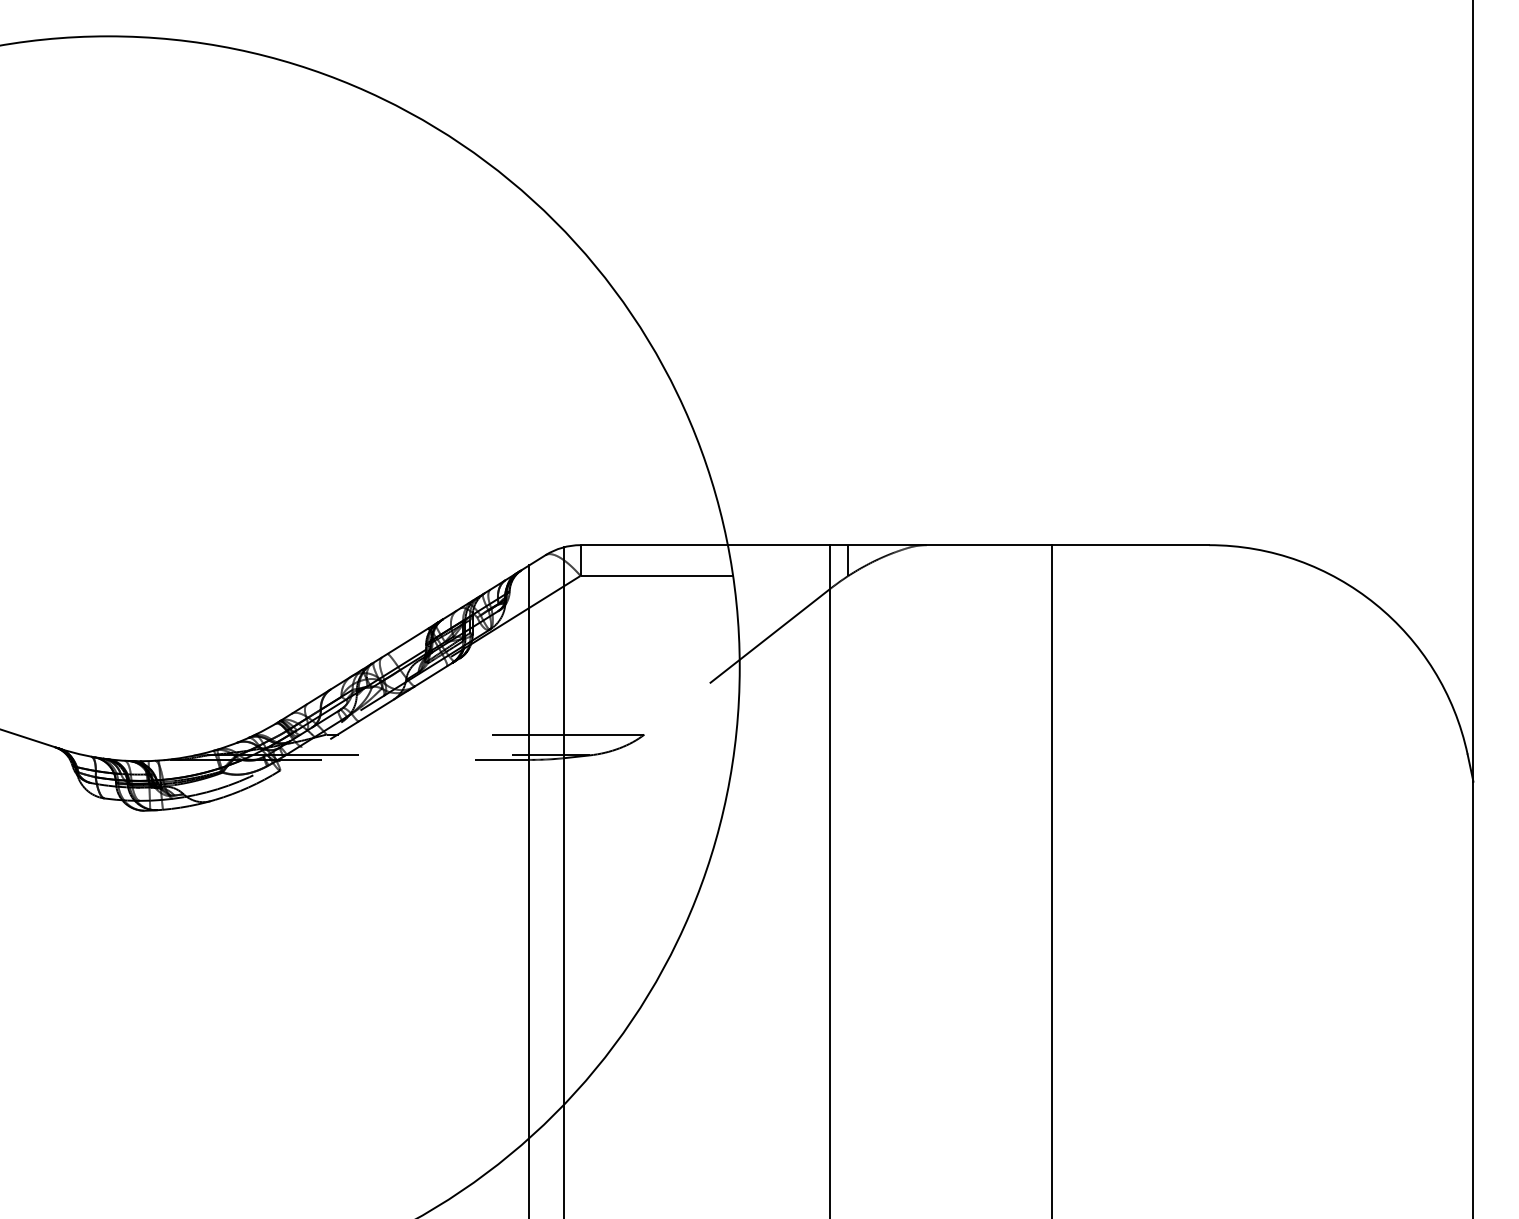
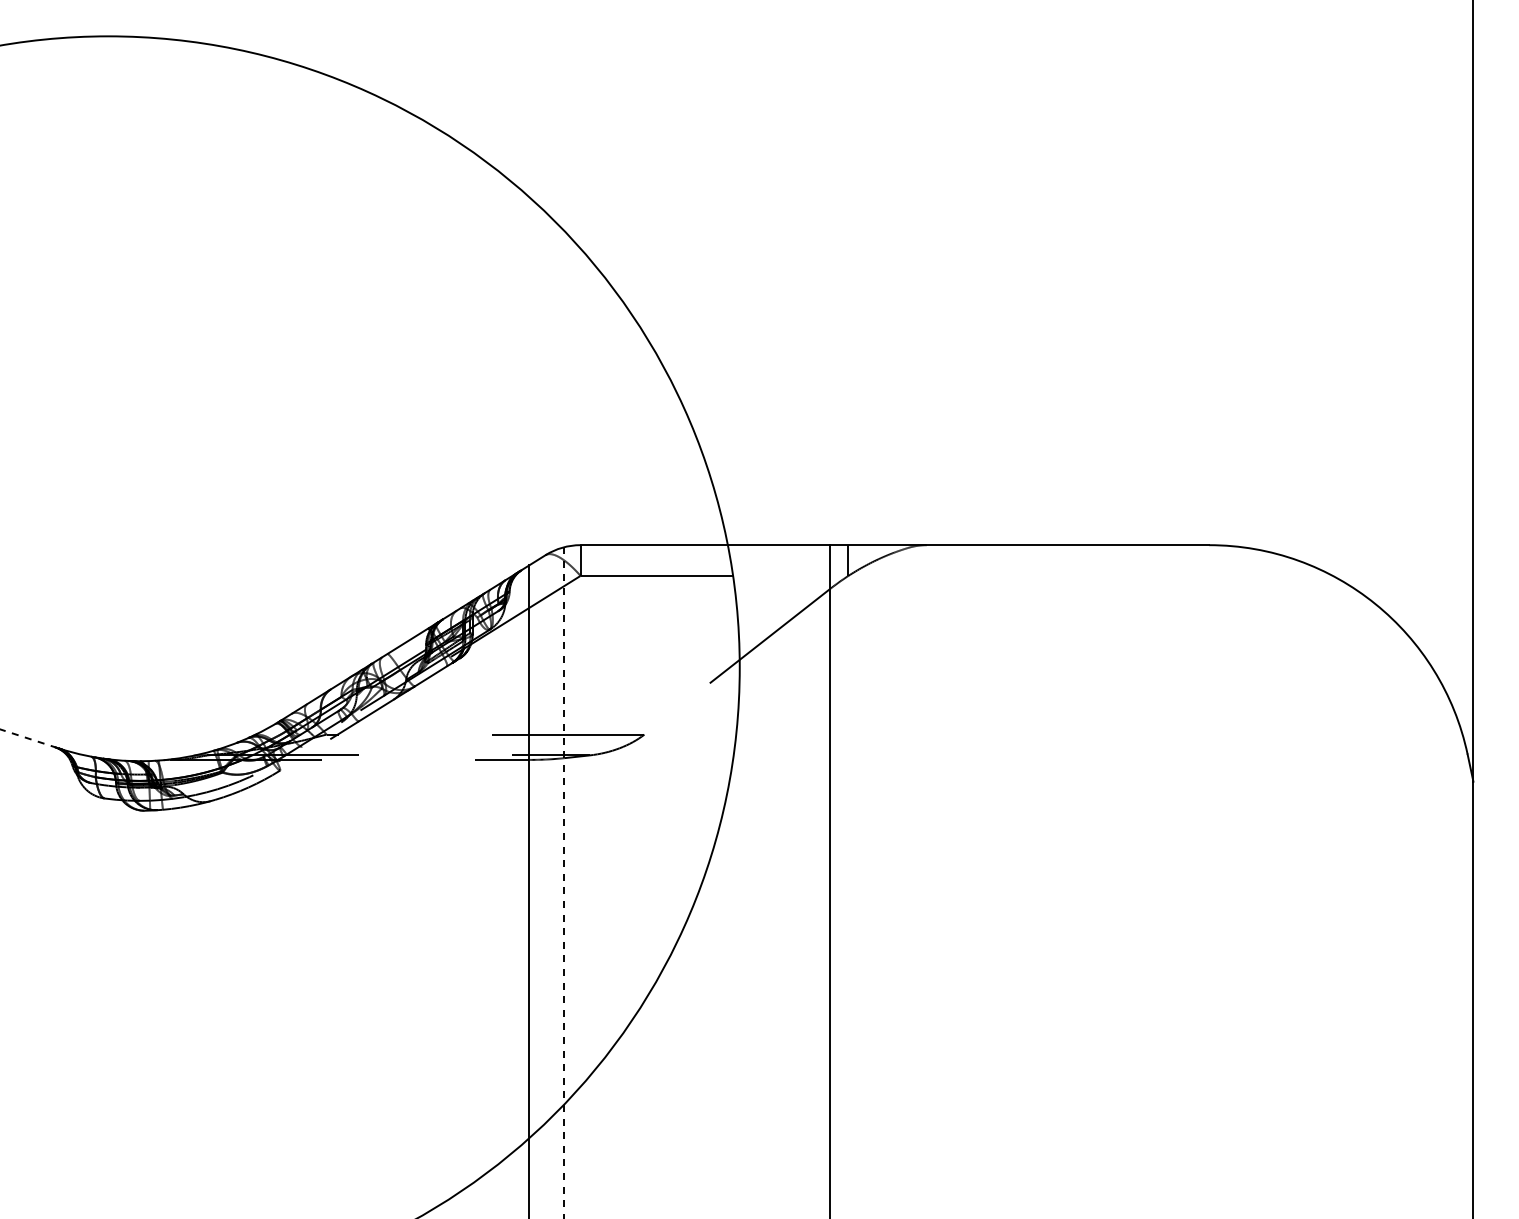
line: solid -> dashed (29, 739)
line: present -> none (1051, 880)
line: solid -> dashed (564, 883)
